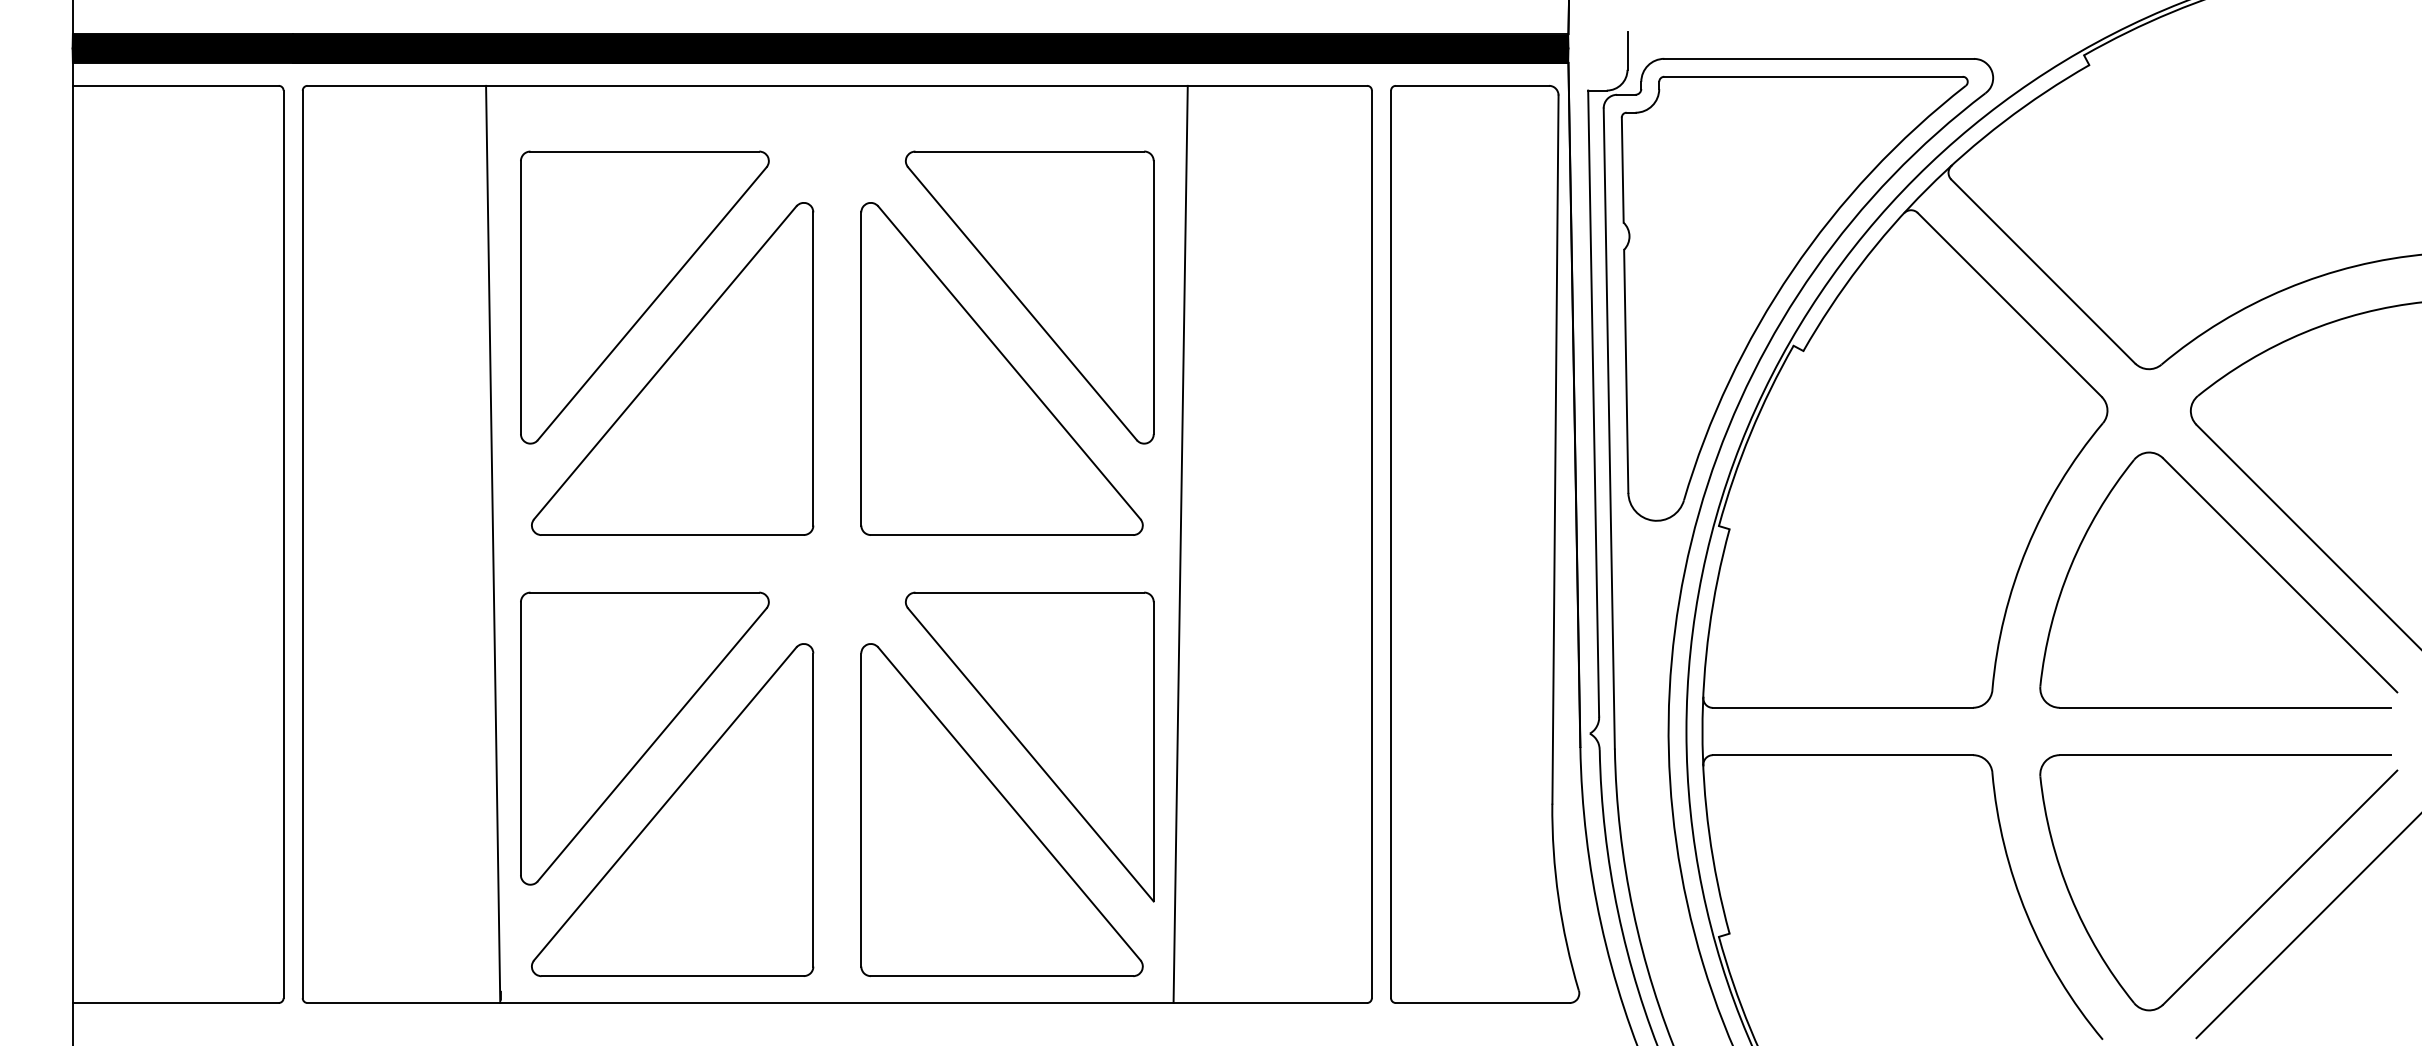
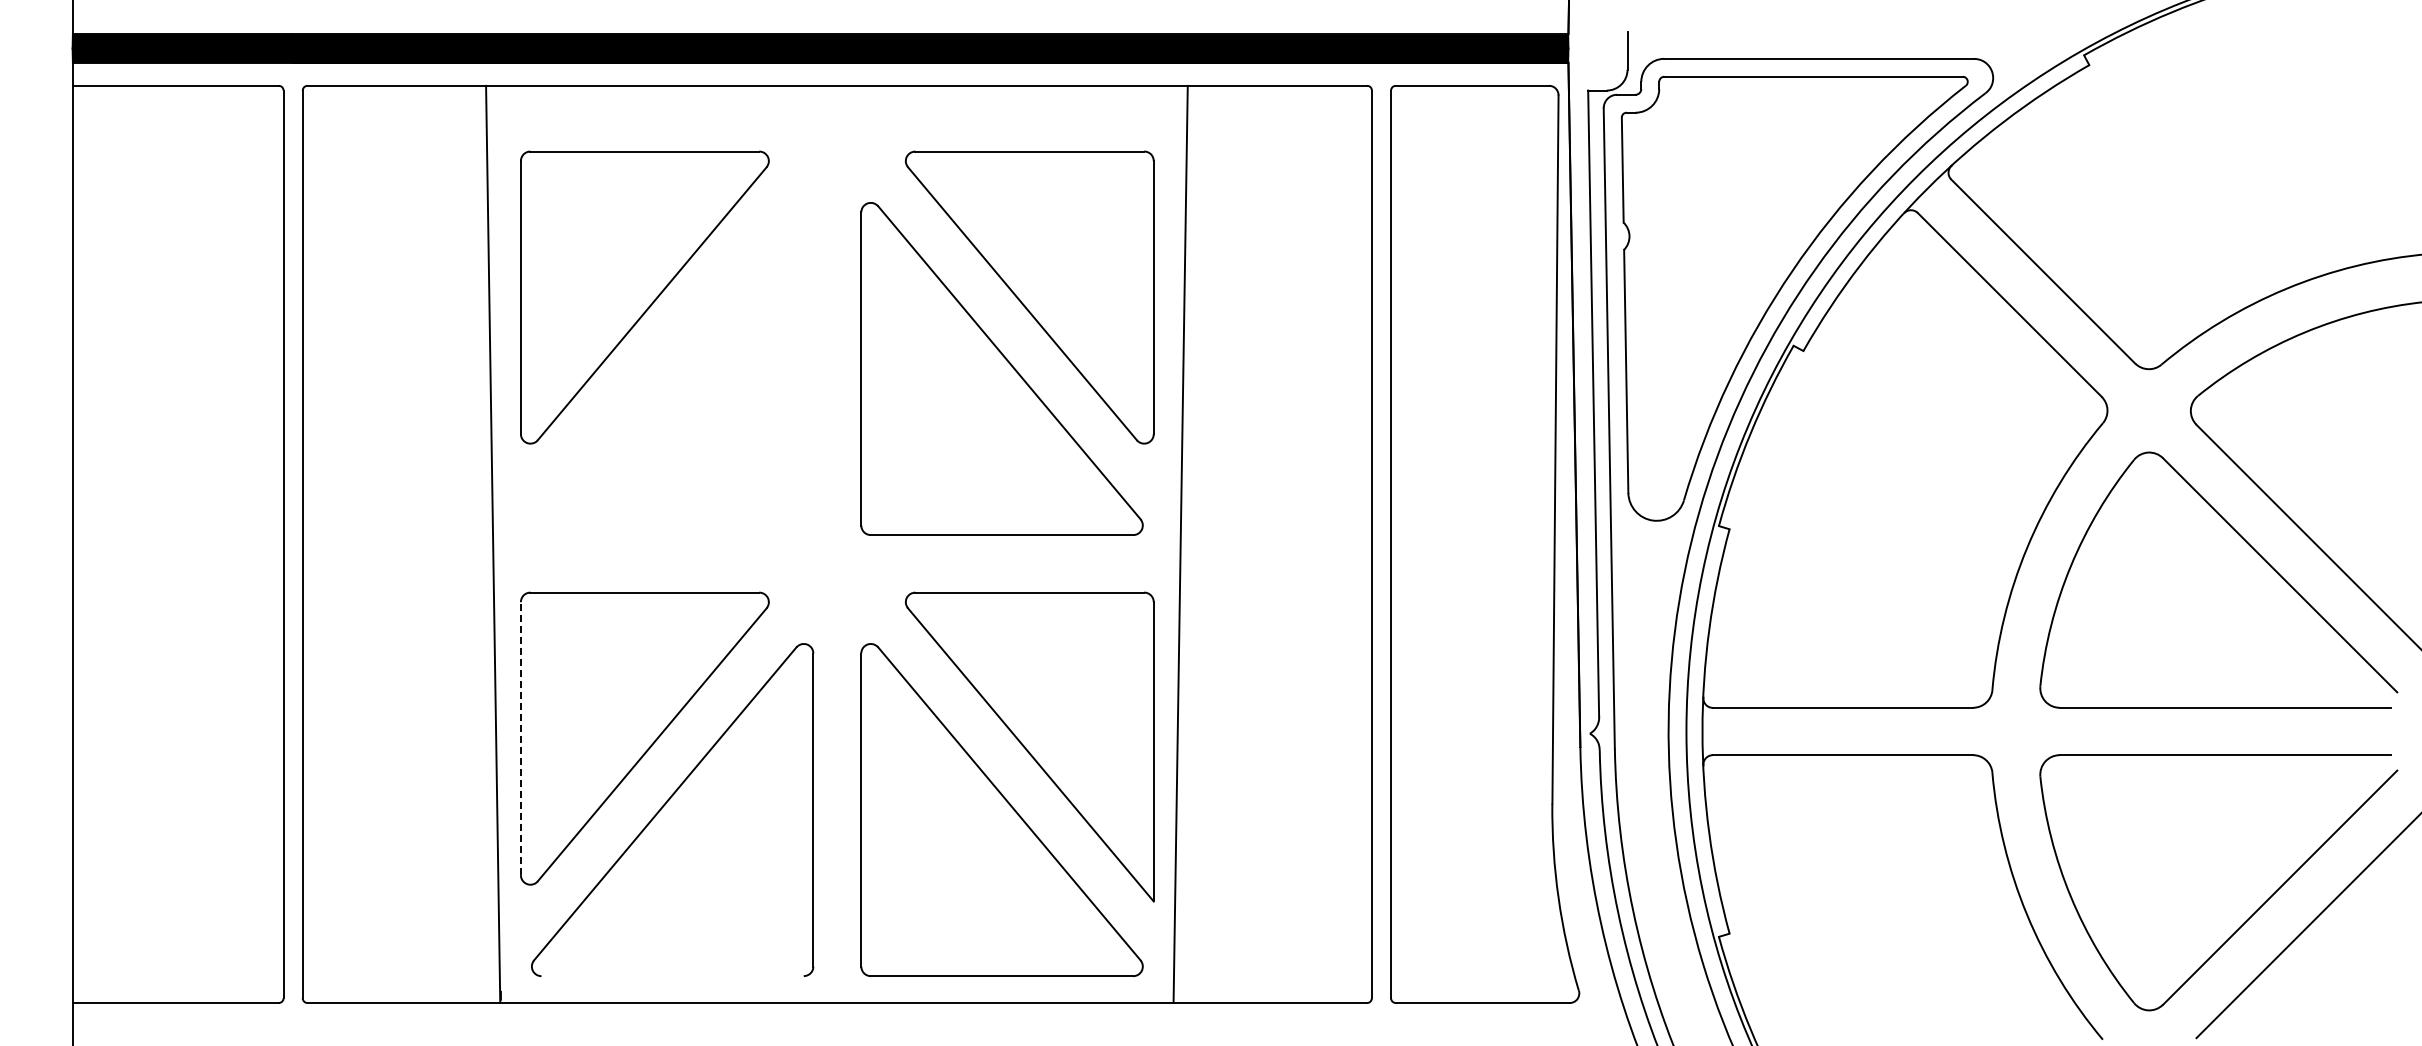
part: present -> none (672, 368)
line: solid -> dashed (520, 738)
line: present -> none (672, 976)
